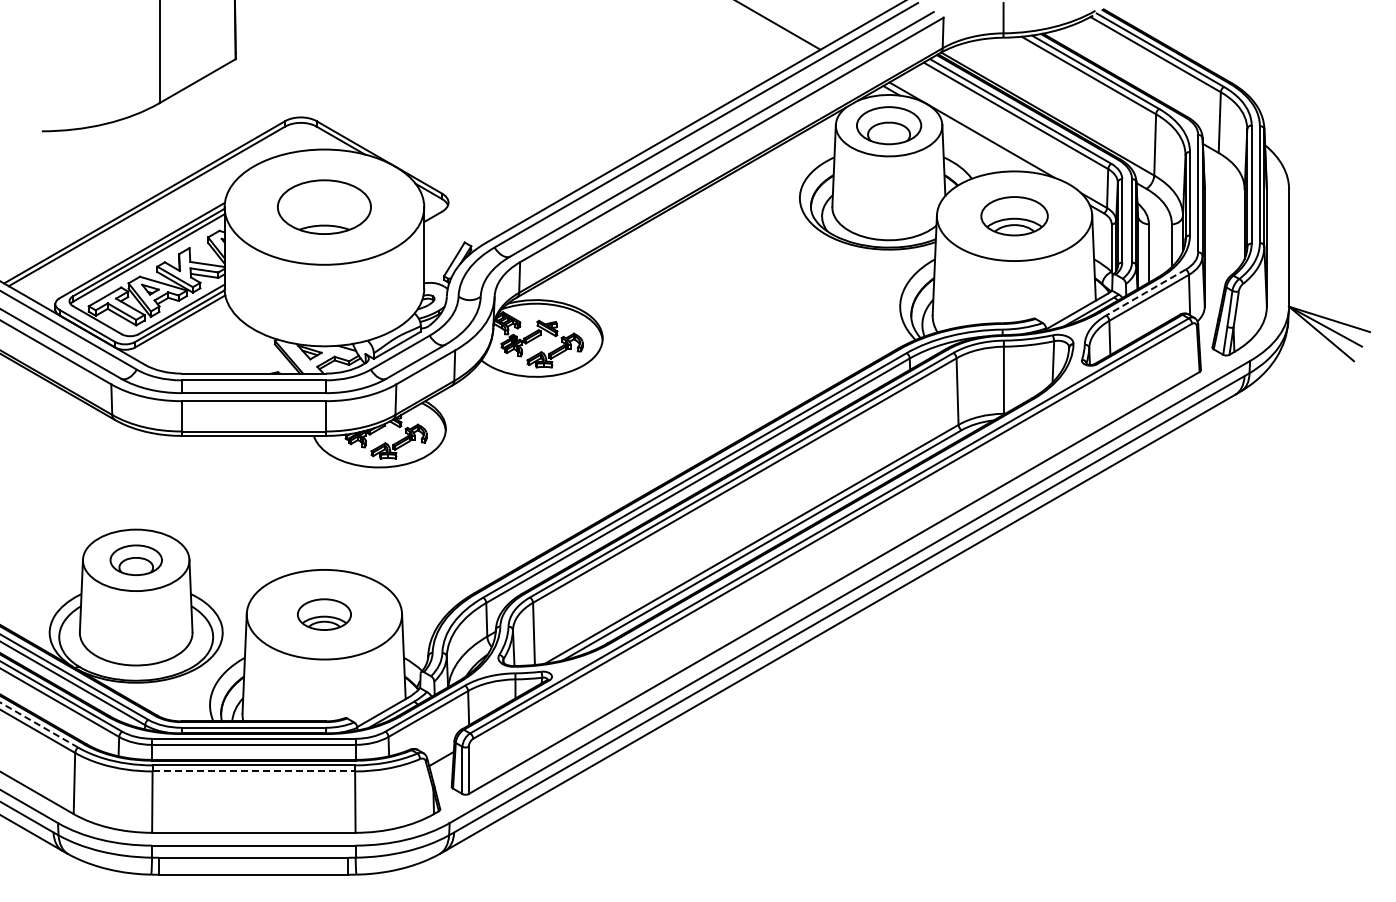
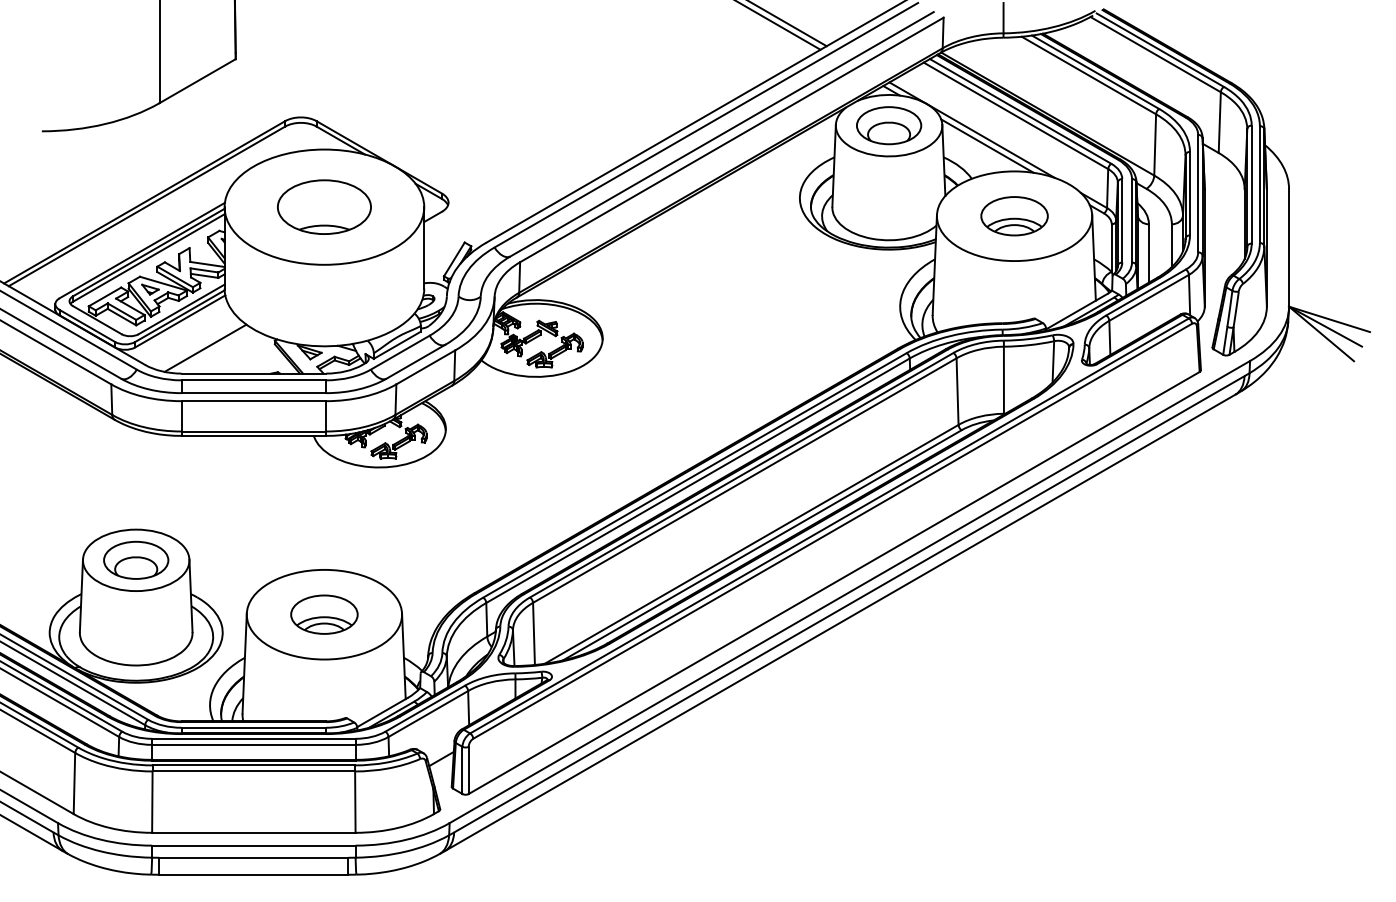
line: none -> present (788, 24)
line: none -> present (987, 145)
line: dashed -> solid (1146, 292)
line: none -> present (205, 347)
part size: 54x32 px -> 67x40 px (136, 559)
part size: 55x33 px -> 69x41 px (324, 614)
line: dashed -> solid (39, 725)
line: dashed -> solid (254, 771)
